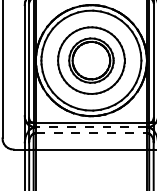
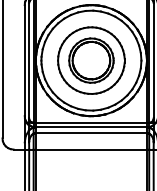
line: dashed -> solid (91, 127)
line: dashed -> solid (91, 133)
